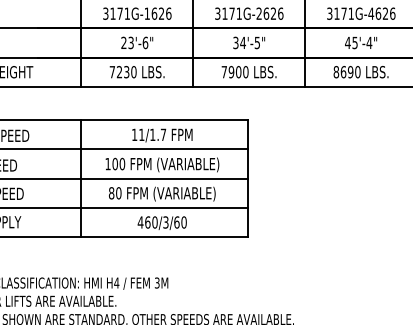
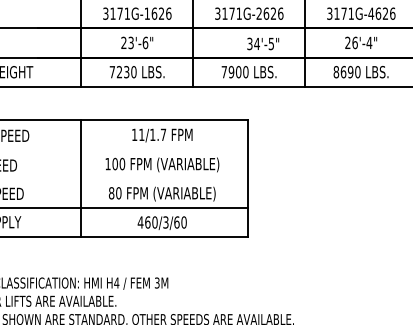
text position: (249, 42) -> (263, 43) (263, 43)
text: 45'-4" -> 26'-4" (351, 42)
line: present -> none (125, 149)
line: present -> none (125, 178)
